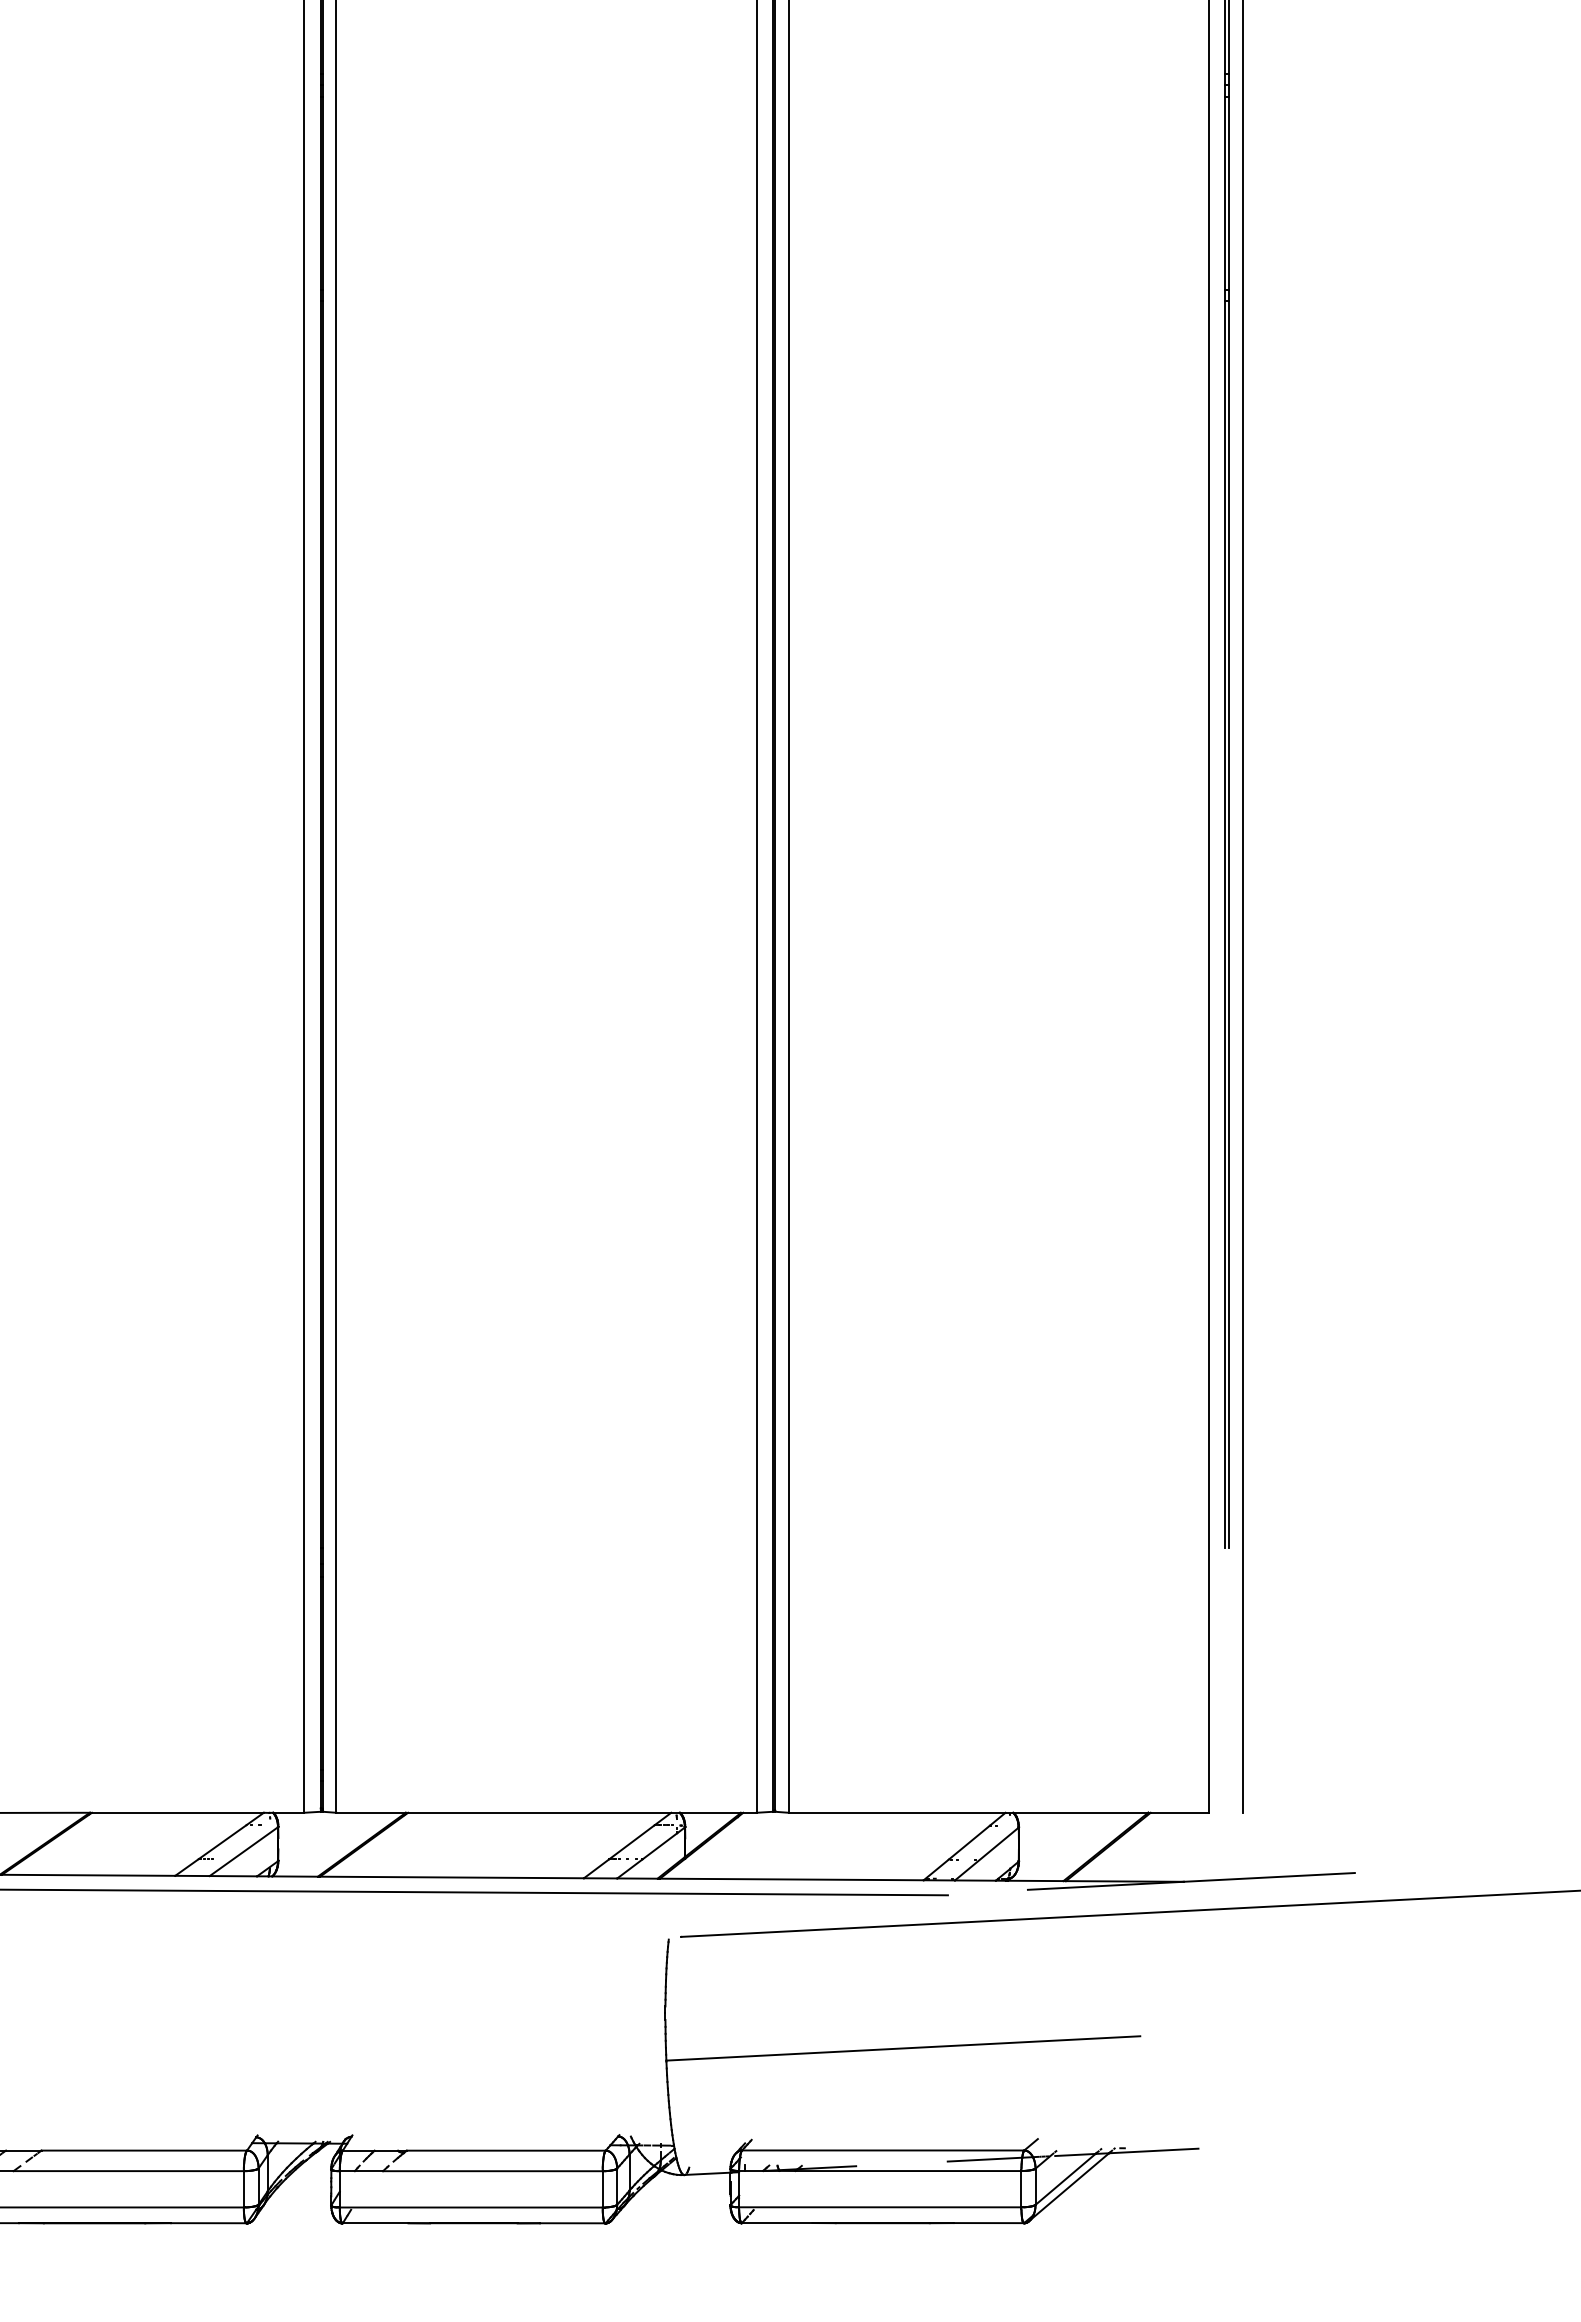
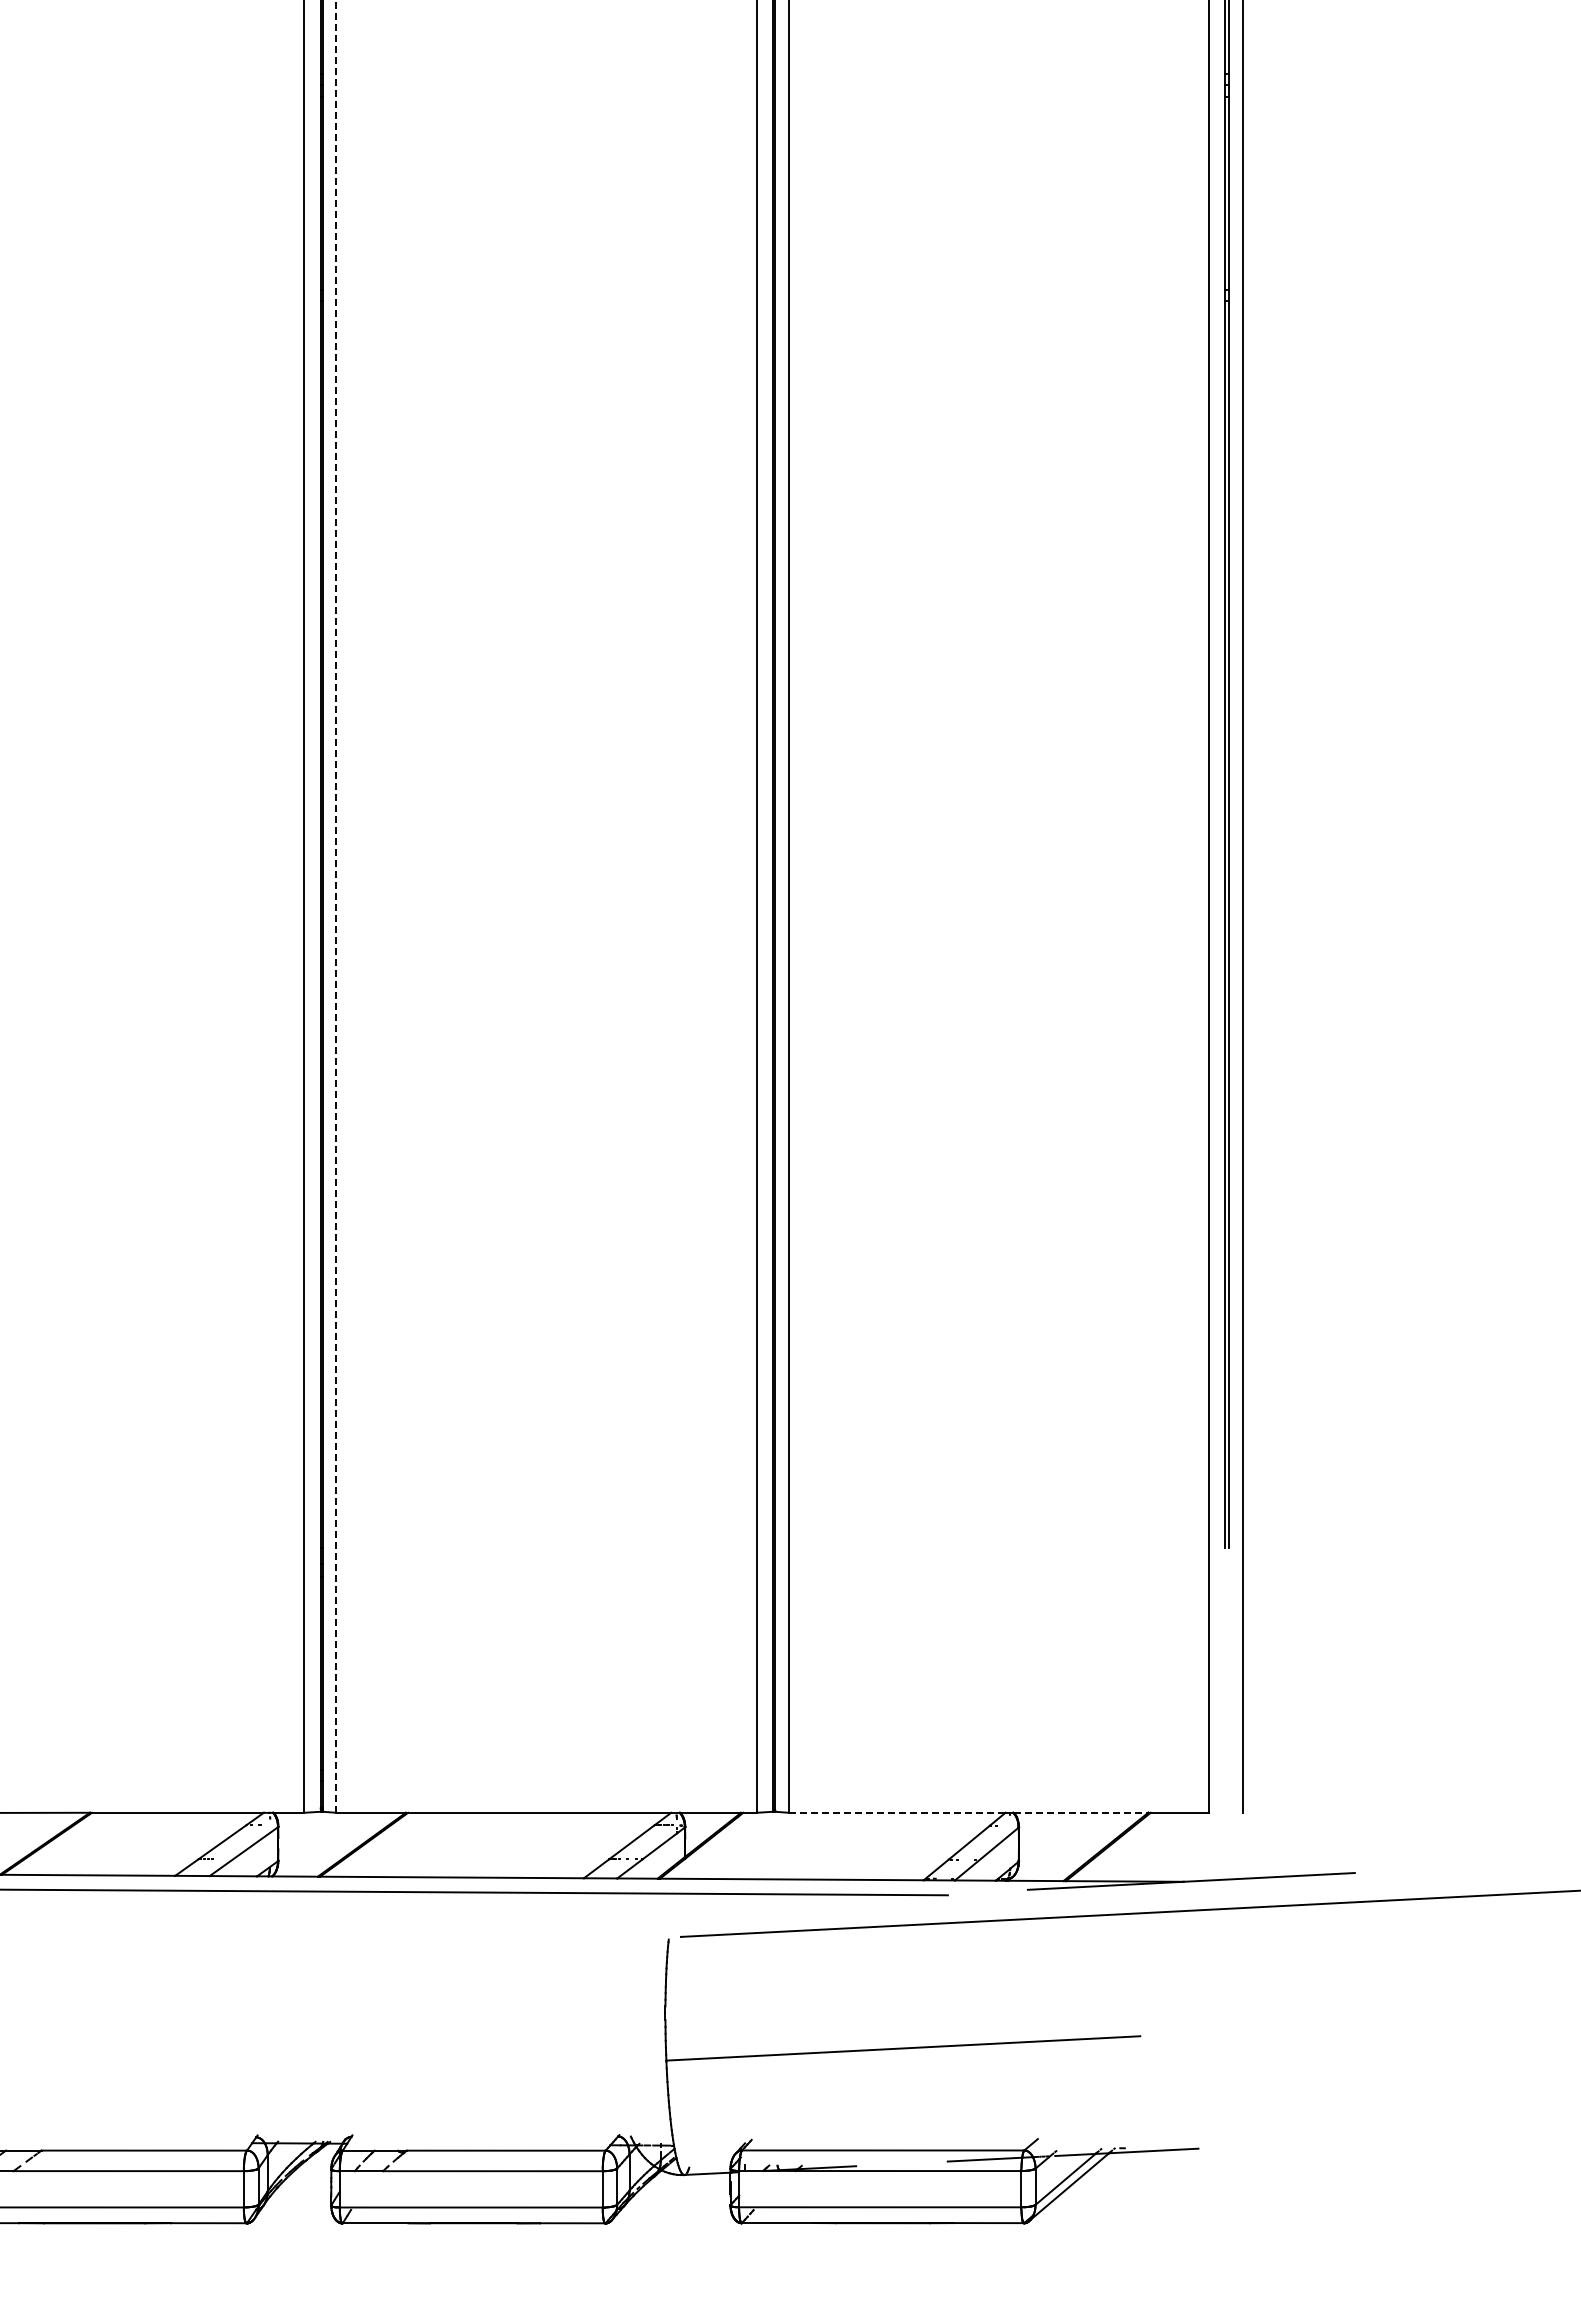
line: solid -> dashed (336, 906)
line: solid -> dashed (897, 1812)
line: solid -> dashed (1081, 1812)
